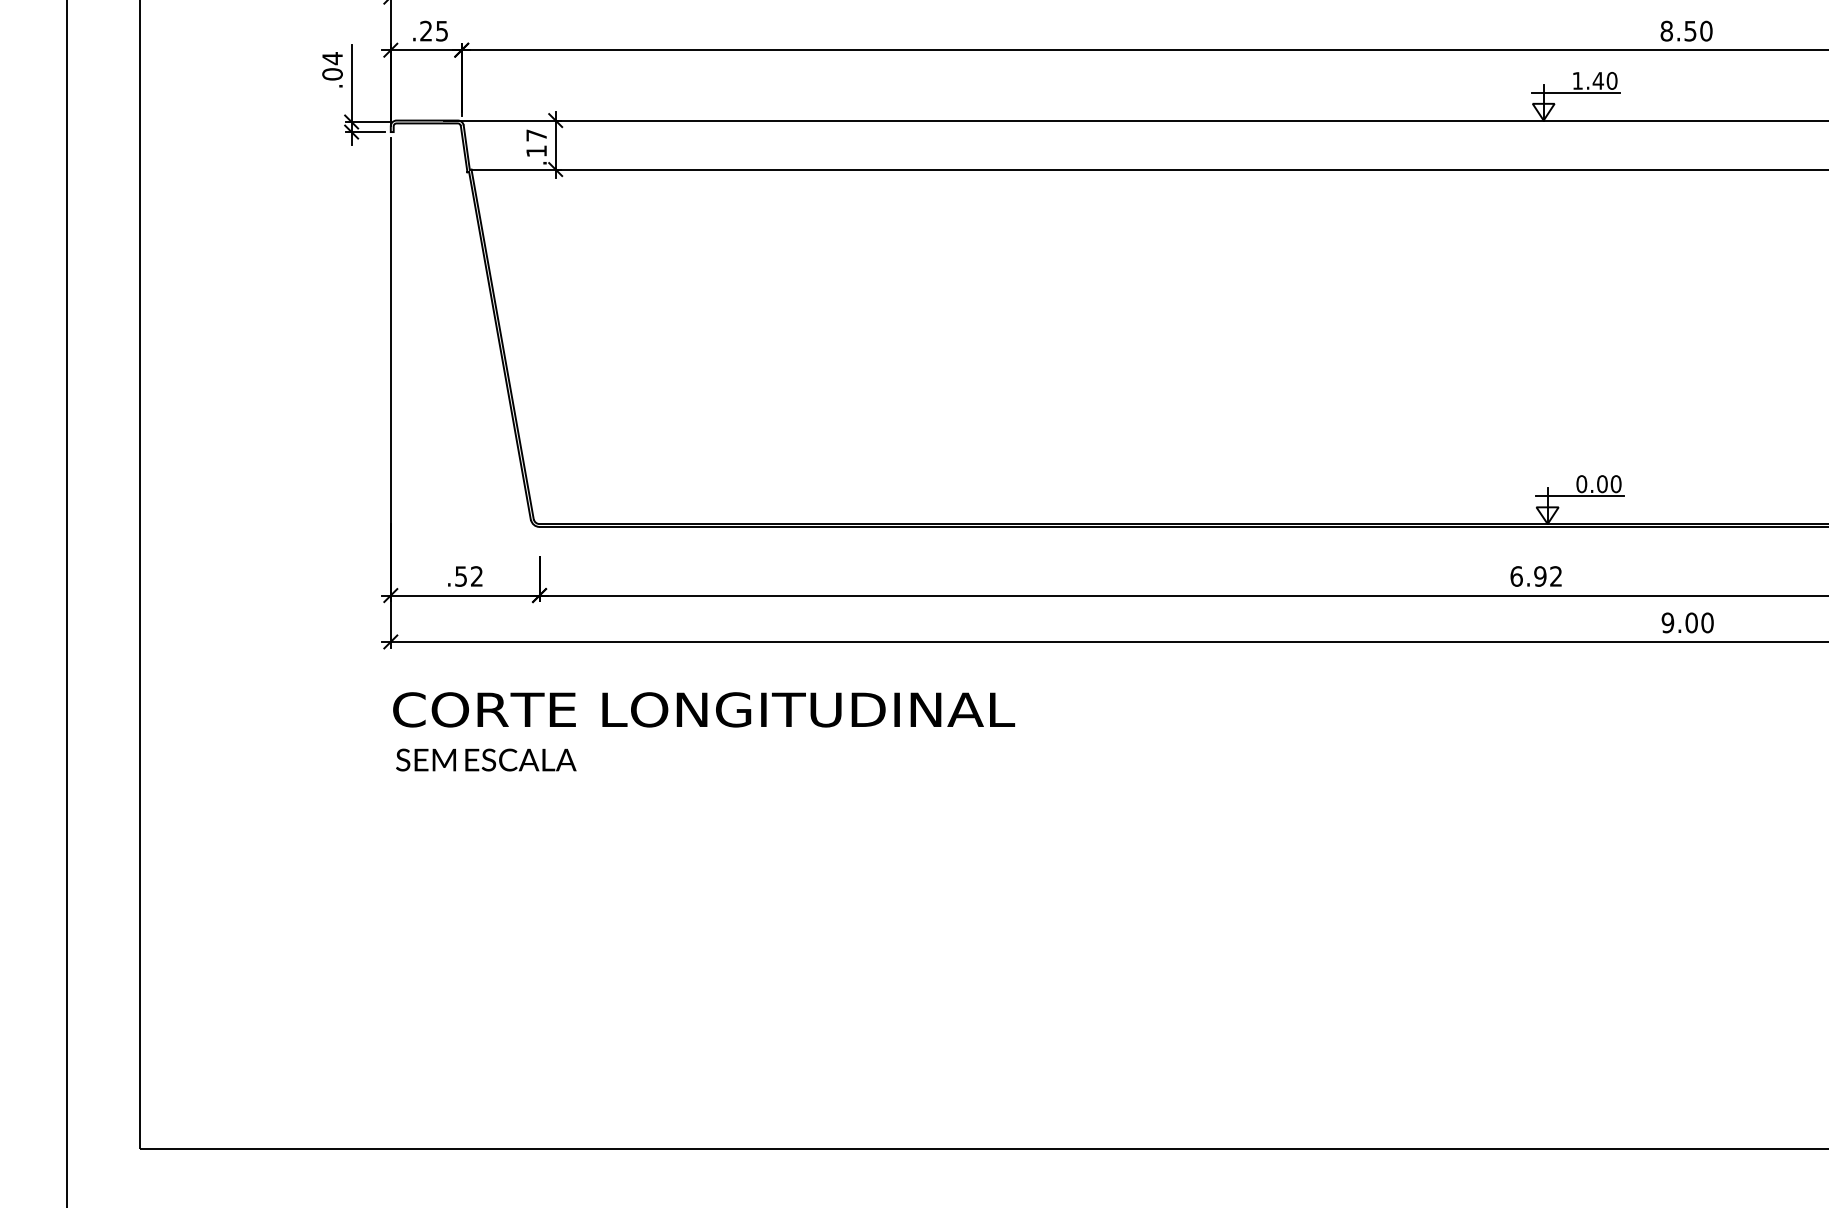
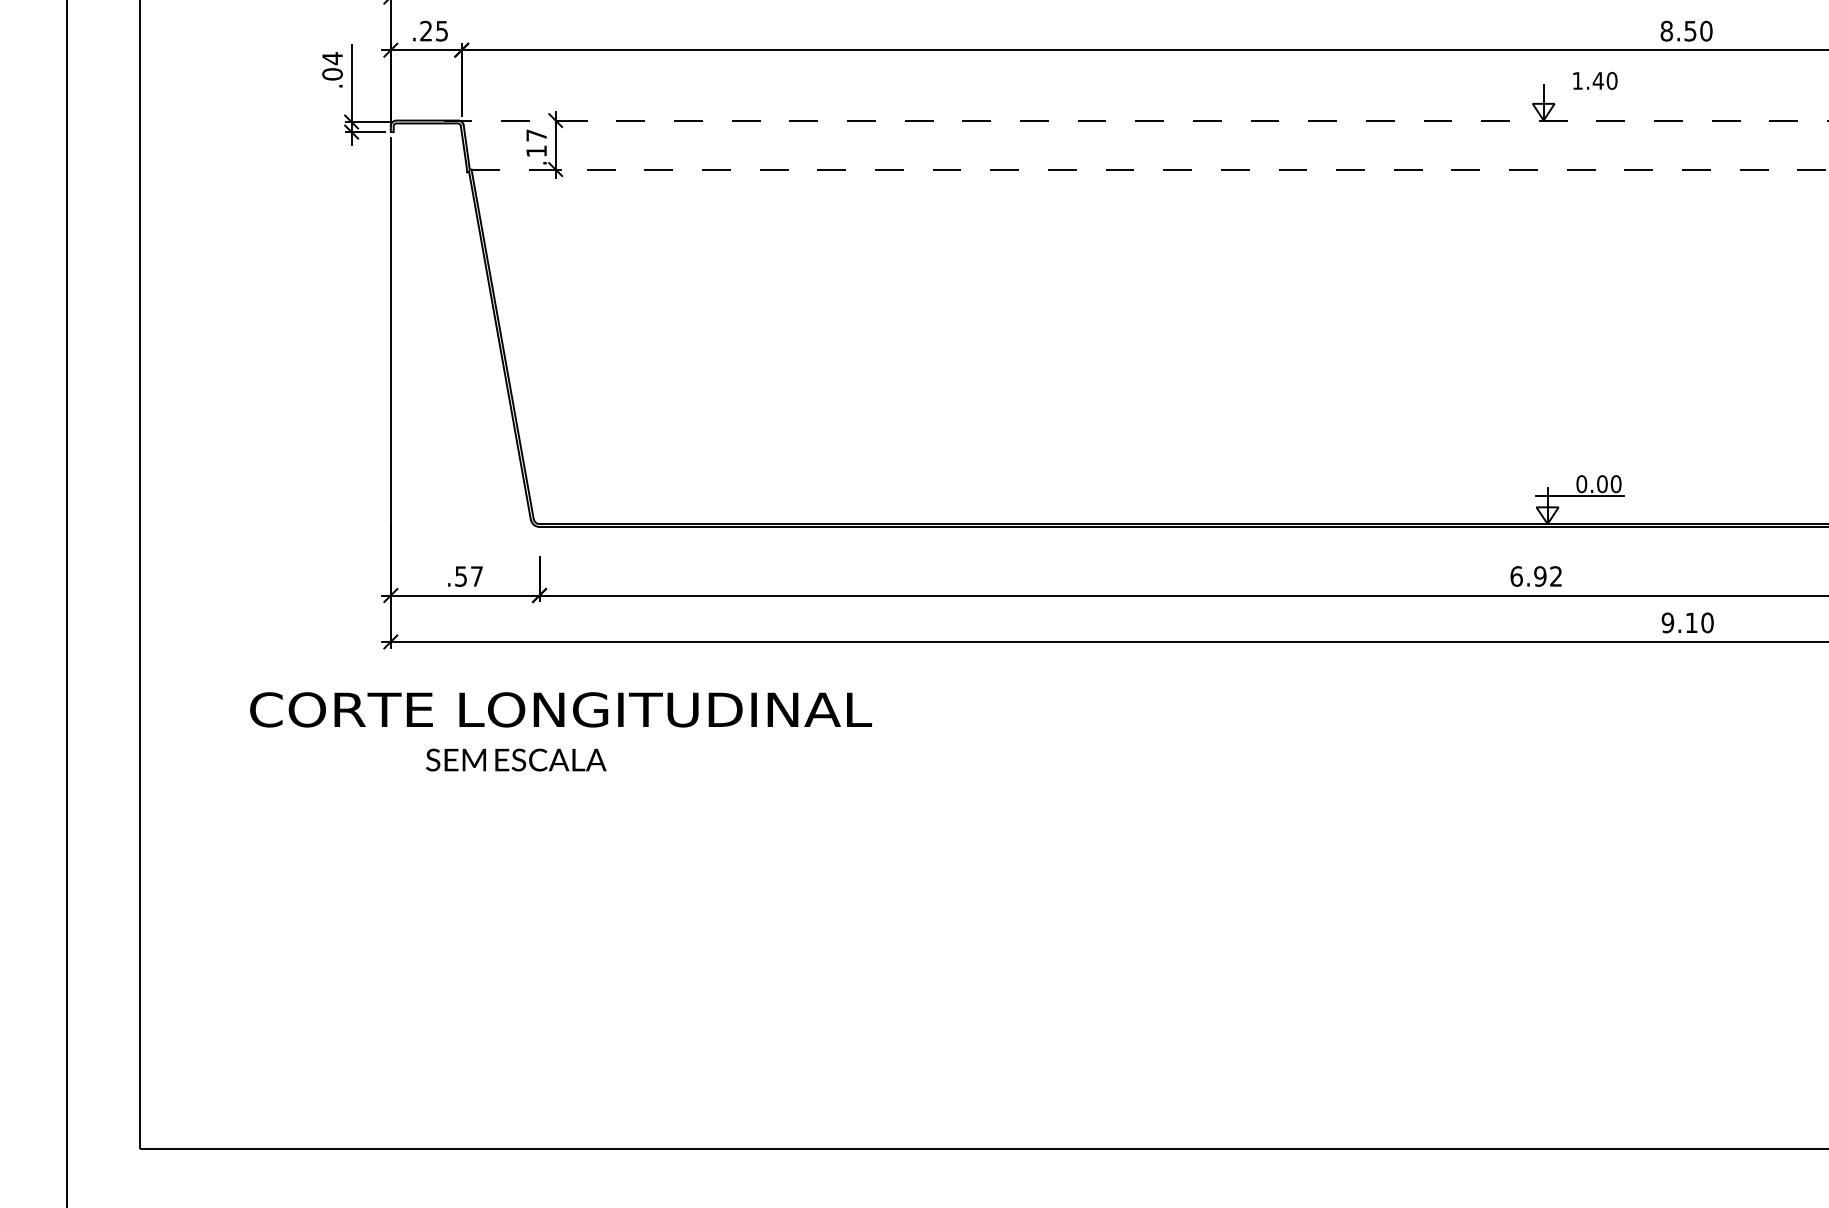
line: present -> none (1575, 92)
line: solid -> dashed (1136, 120)
line: solid -> dashed (1150, 169)
text: .52 -> .57 (476, 576)
text: 9.00 -> 9.10 (1691, 622)
text position: (704, 709) -> (561, 709) (561, 709)
text position: (486, 759) -> (516, 759) (516, 759)
